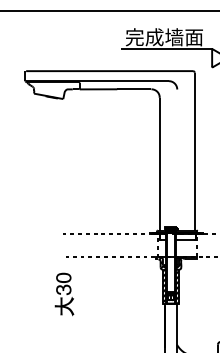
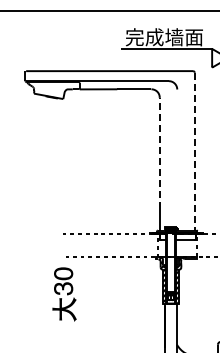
line: solid -> dashed (194, 151)
line: solid -> dashed (159, 153)
part size: 21x45 px -> 25x55 px (64, 294)
